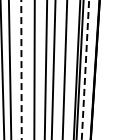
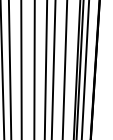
line: dashed -> solid (21, 70)
line: dashed -> solid (85, 70)
